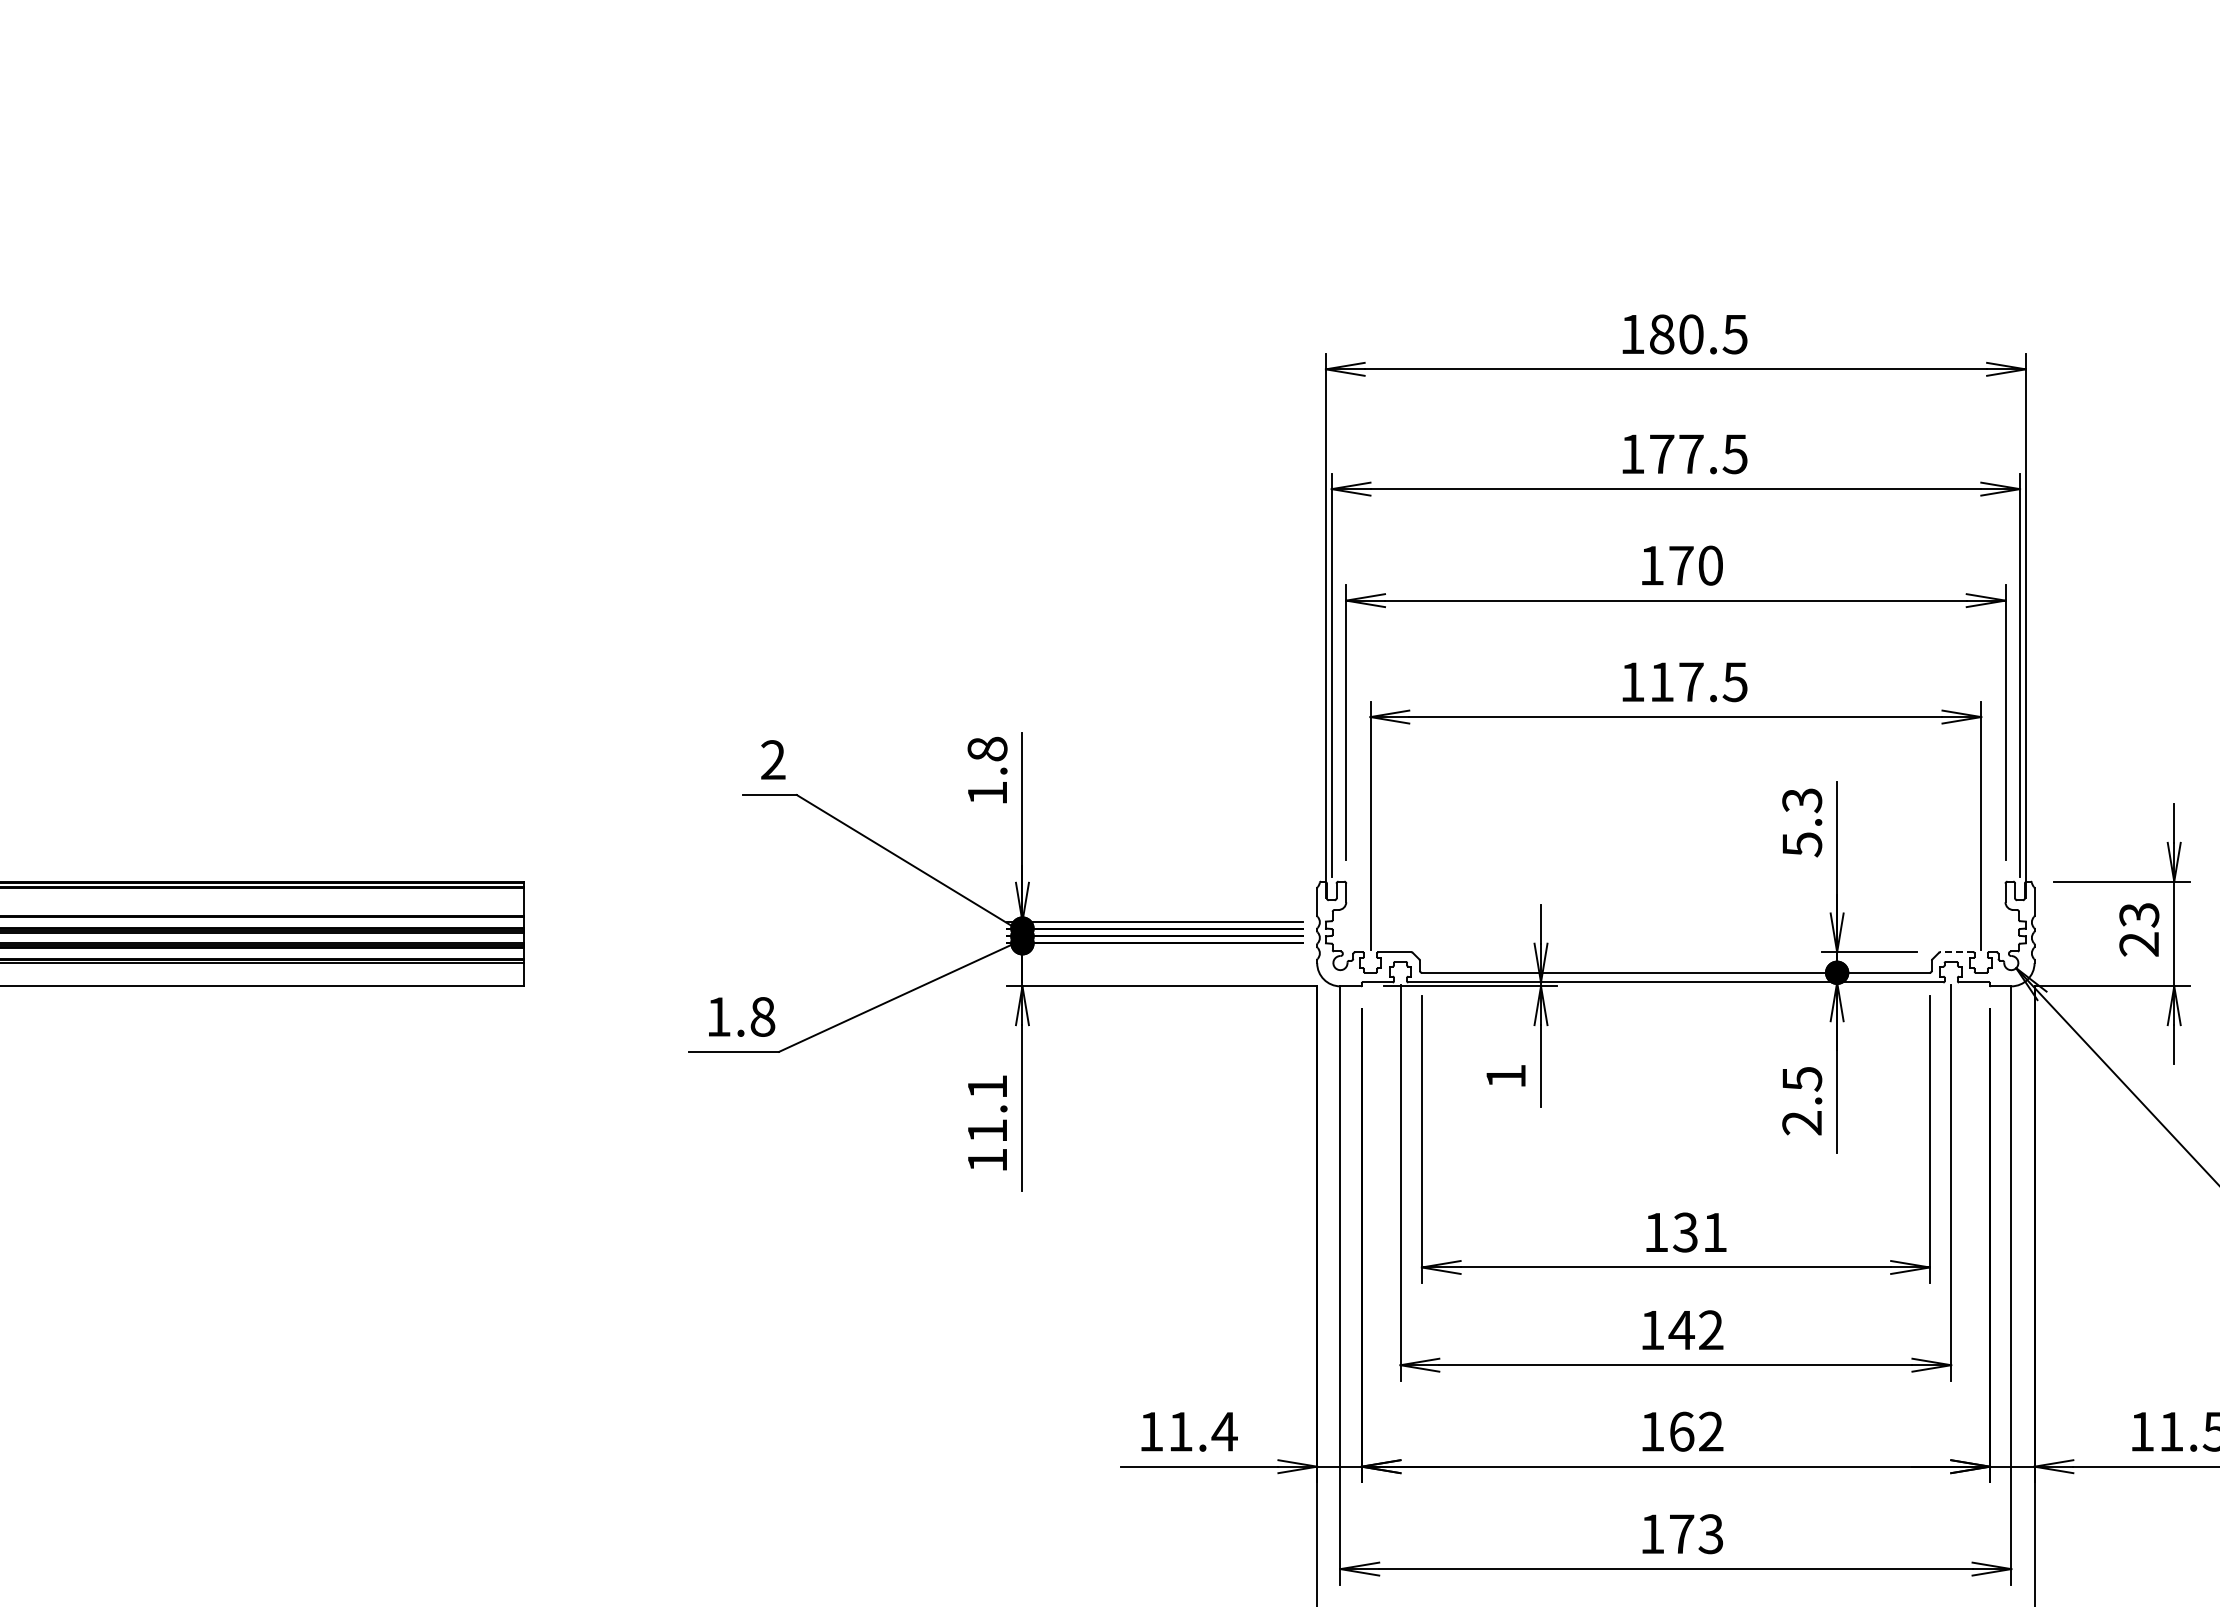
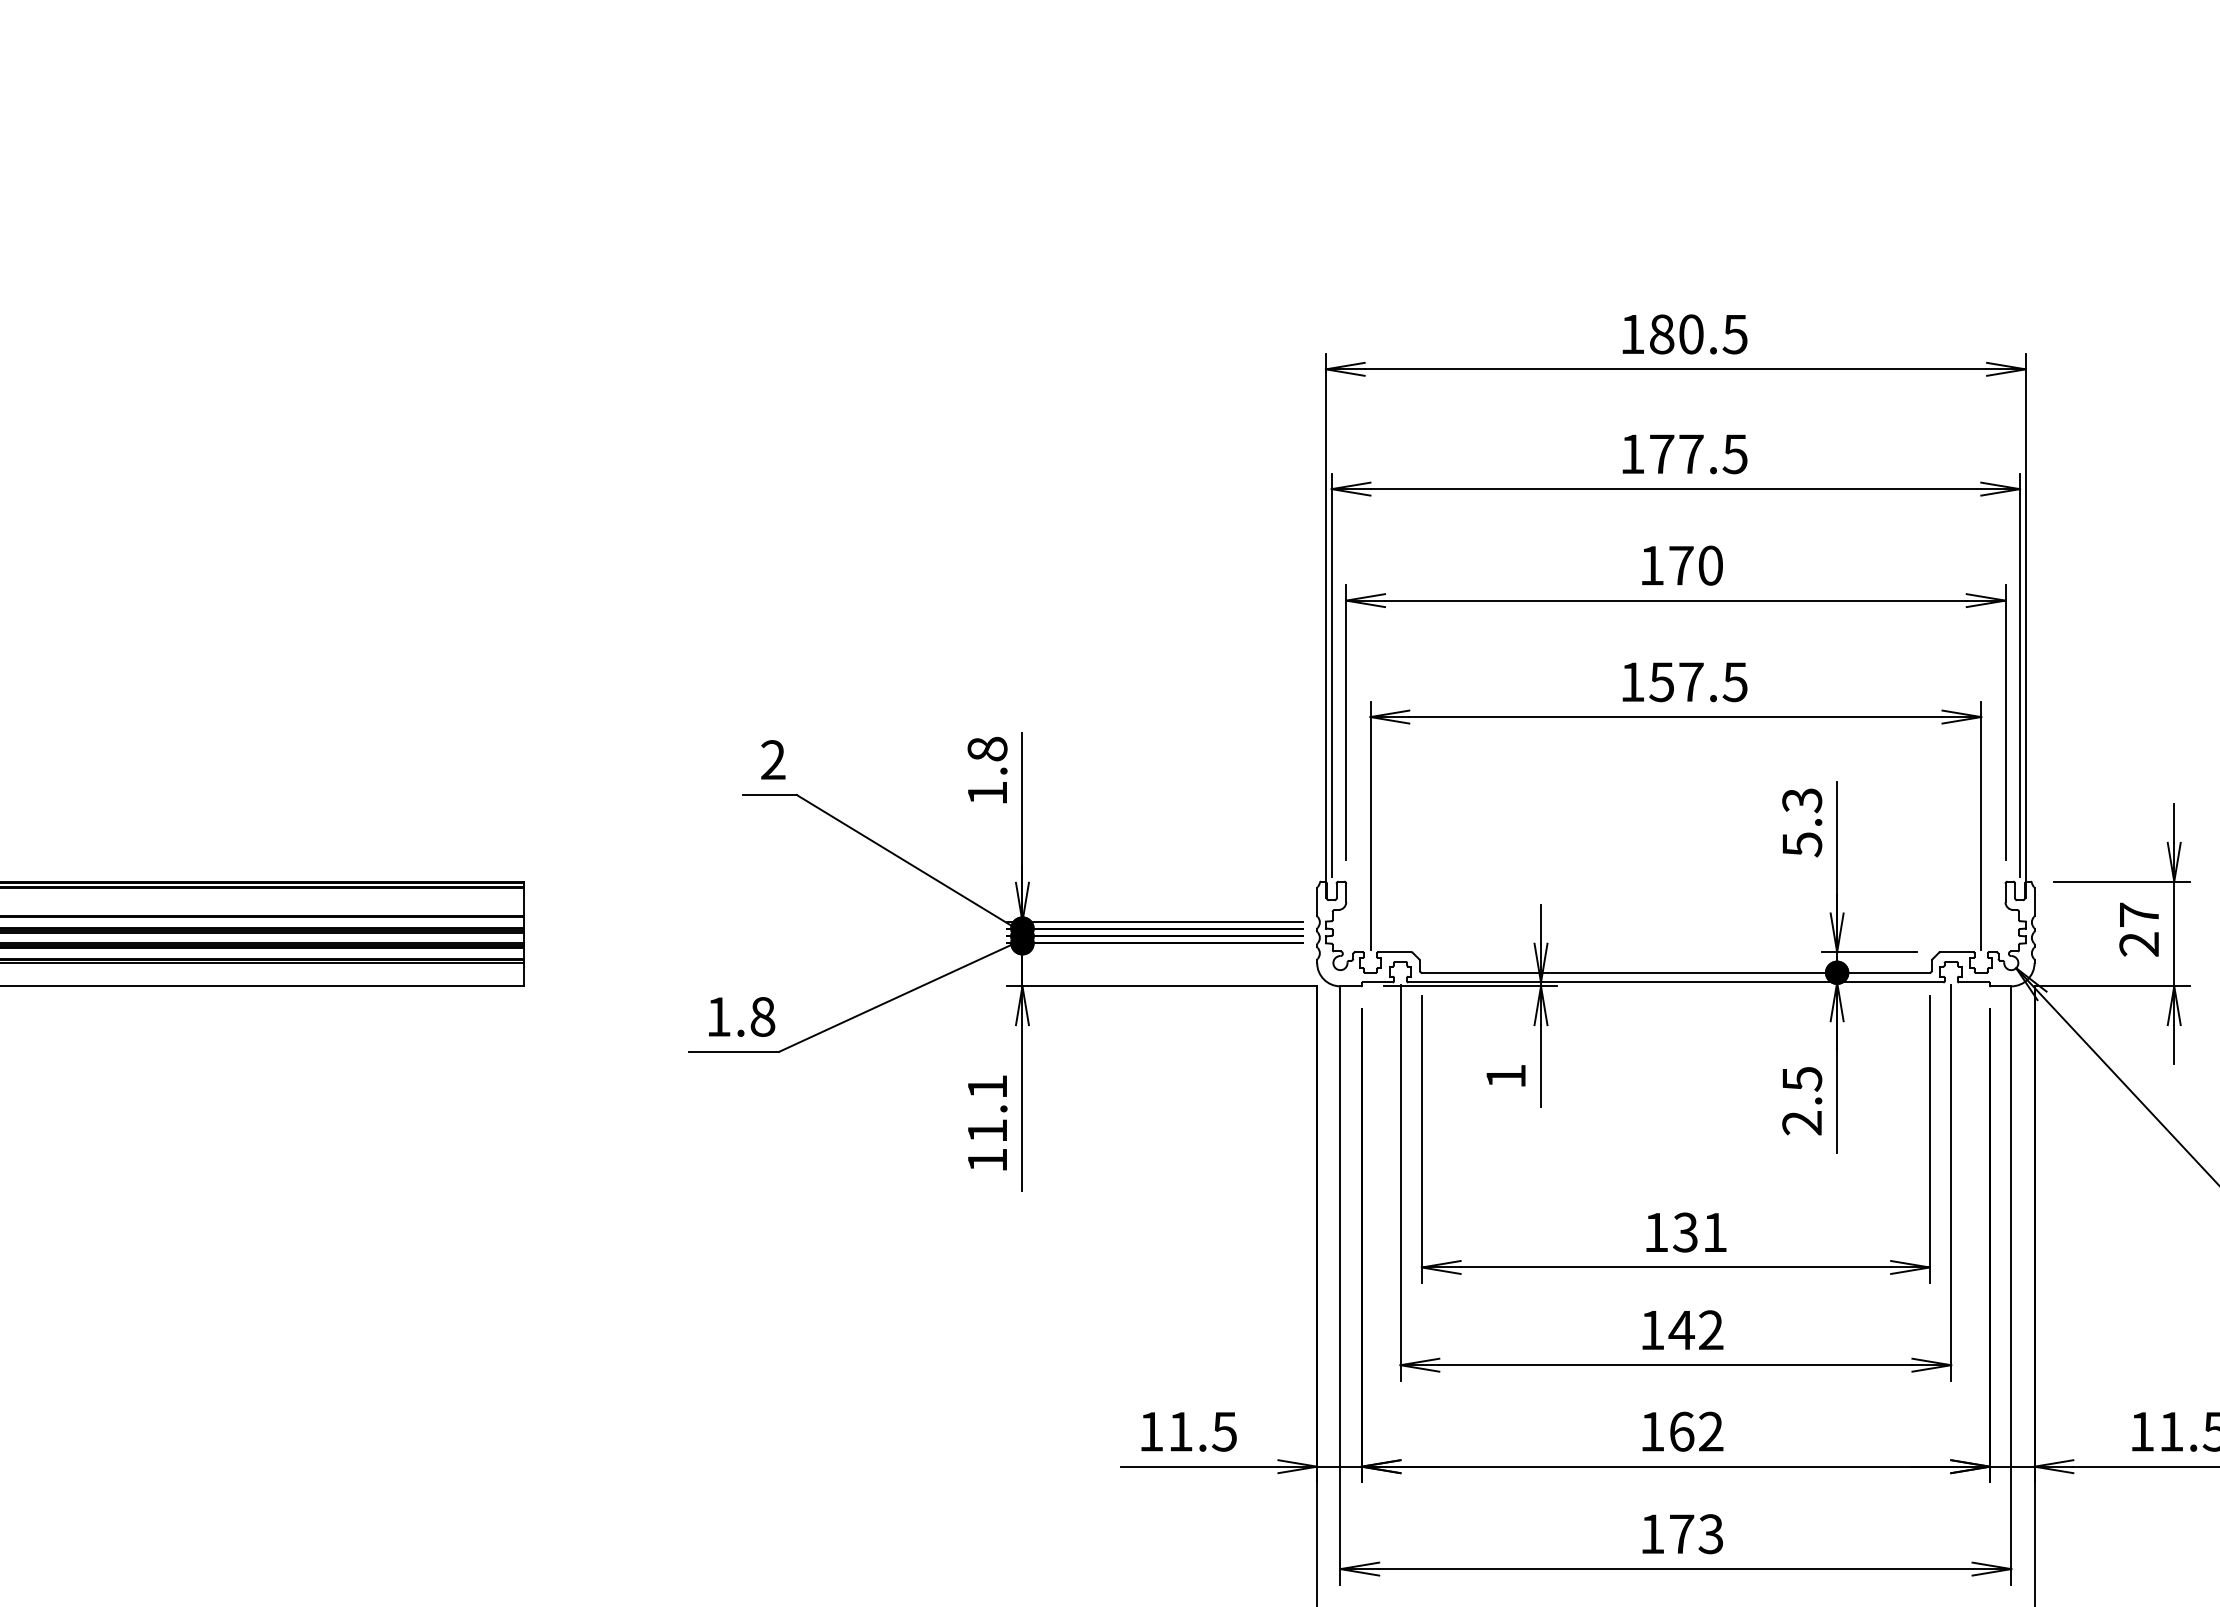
text: 117.5 -> 157.5 (1661, 682)
text: 23 -> 27 (2139, 914)
line: dashed -> solid (1956, 952)
text: 11.4 -> 11.5 (1224, 1431)
